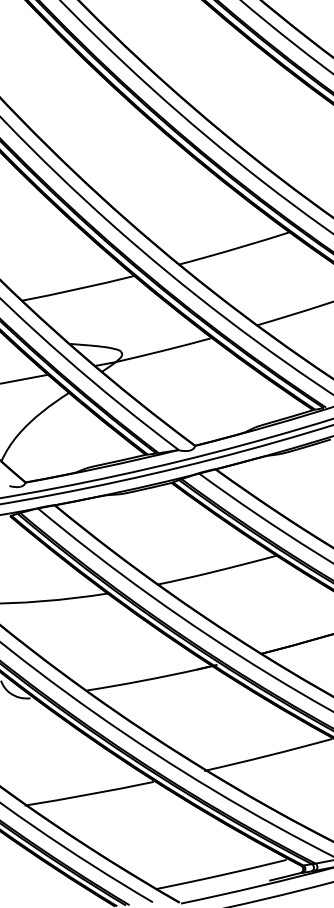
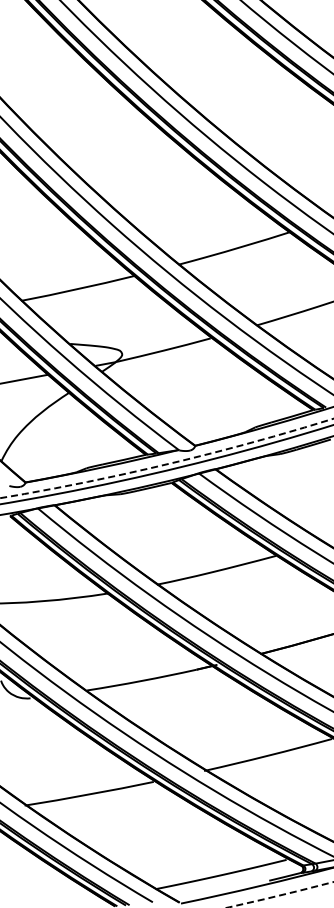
circle: solid -> dashed (166, 458)
arc: solid -> dashed (278, 895)
